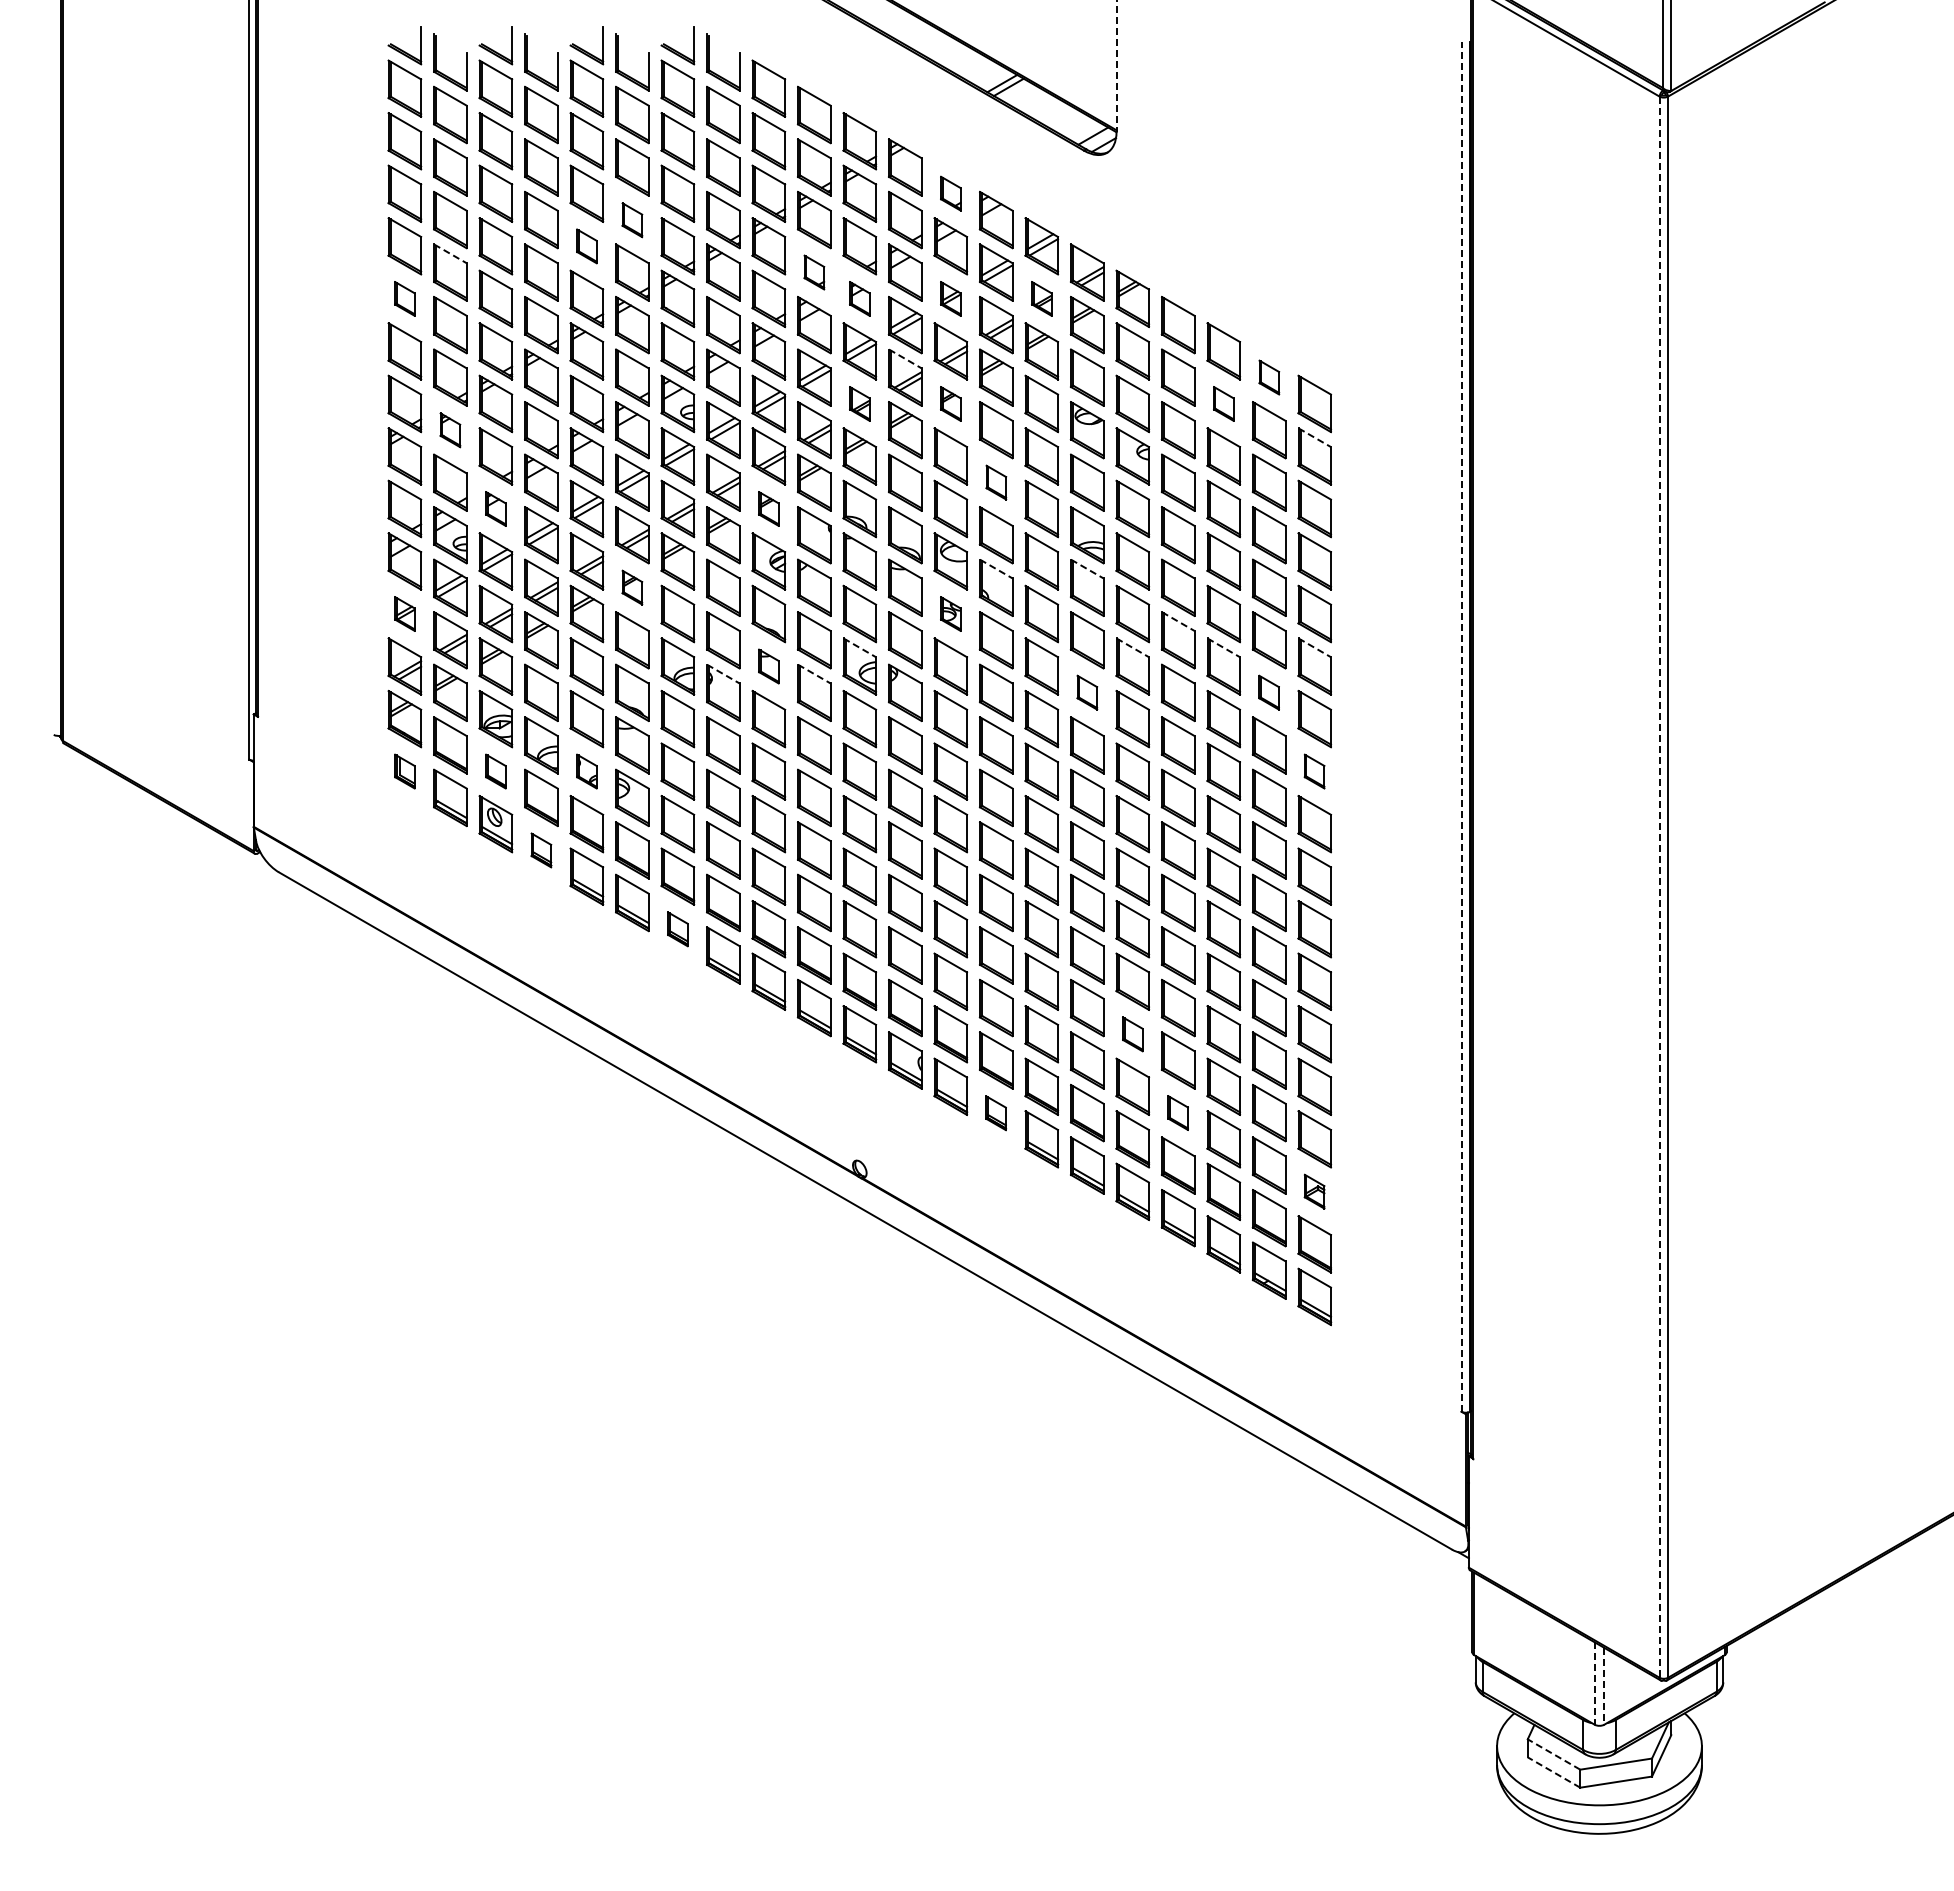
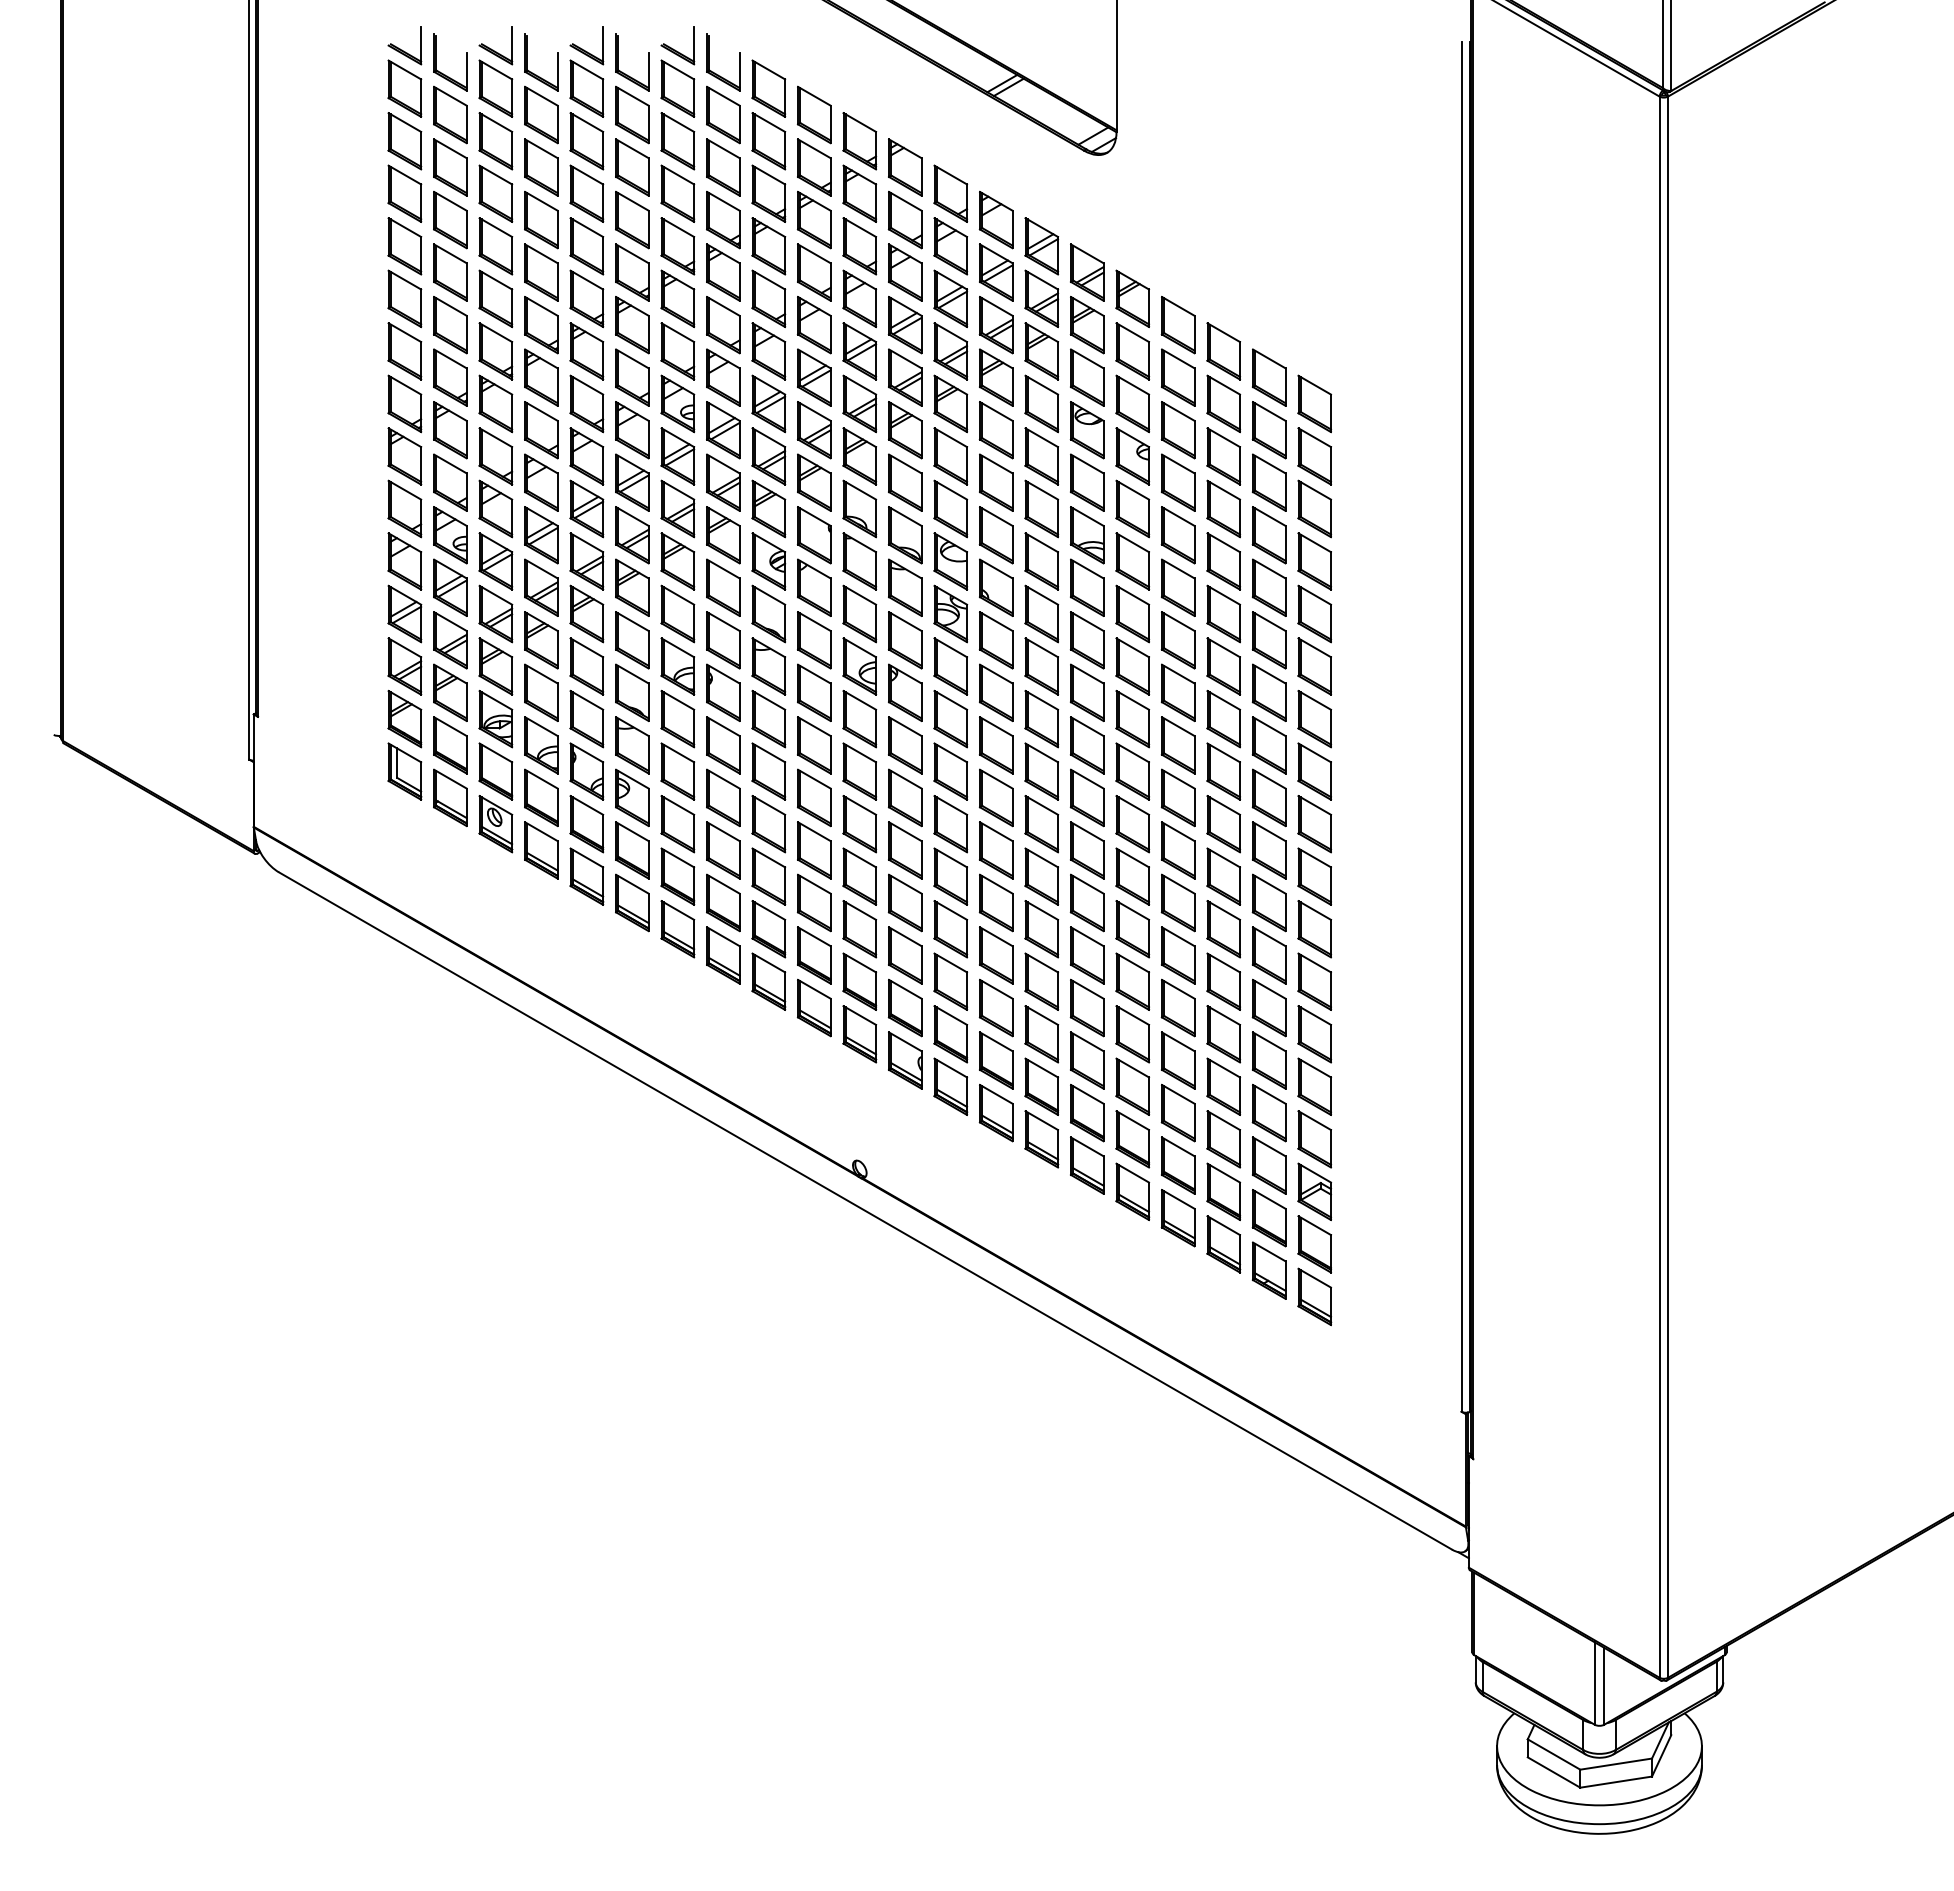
line: dashed -> solid (1116, 66)
part size: 22x37 px -> 36x59 px (950, 193)
part size: 23x37 px -> 35x59 px (632, 220)
part size: 22x37 px -> 36x59 px (586, 246)
line: dashed -> solid (450, 253)
part size: 23x37 px -> 35x59 px (814, 272)
part size: 22x36 px -> 36x60 px (404, 298)
part size: 22x36 px -> 36x60 px (859, 298)
part size: 22x36 px -> 36x60 px (950, 298)
part size: 22x36 px -> 36x60 px (1041, 298)
line: dashed -> solid (905, 358)
part size: 23x37 px -> 35x59 px (1269, 377)
part size: 22x36 px -> 36x60 px (859, 403)
part size: 22x36 px -> 36x60 px (950, 403)
part size: 22x36 px -> 36x60 px (1223, 403)
part size: 23x37 px -> 35x59 px (450, 430)
line: dashed -> solid (1314, 437)
part size: 23x37 px -> 35x59 px (996, 482)
part size: 22x36 px -> 36x60 px (495, 508)
part size: 22x36 px -> 36x60 px (768, 508)
line: dashed -> solid (996, 569)
line: dashed -> solid (1087, 569)
part size: 23x37 px -> 35x59 px (632, 587)
part size: 22x36 px -> 36x60 px (404, 613)
part size: 22x36 px -> 36x60 px (950, 613)
line: dashed -> solid (1178, 621)
line: dashed -> solid (859, 647)
line: dashed -> solid (1132, 647)
line: dashed -> solid (1223, 647)
line: dashed -> solid (1314, 647)
part size: 22x37 px -> 36x59 px (768, 666)
line: dashed -> solid (723, 674)
line: dashed -> solid (814, 674)
part size: 23x37 px -> 35x59 px (1087, 692)
part size: 22x37 px -> 36x59 px (1268, 692)
line: dashed -> solid (1461, 726)
part size: 22x37 px -> 36x59 px (404, 771)
part size: 22x37 px -> 36x59 px (495, 771)
part size: 22x37 px -> 36x59 px (586, 771)
part size: 23x37 px -> 35x59 px (1314, 771)
part size: 23x37 px -> 35x59 px (541, 850)
line: dashed -> solid (1659, 887)
part size: 22x37 px -> 36x59 px (677, 929)
part size: 22x37 px -> 36x59 px (1132, 1034)
part size: 22x36 px -> 36x60 px (1177, 1112)
part size: 23x37 px -> 36x59 px (995, 1113)
part size: 23x37 px -> 35x59 px (1314, 1191)
line: dashed -> solid (1594, 1683)
line: dashed -> solid (1604, 1686)
line: dashed -> solid (1553, 1754)
line: dashed -> solid (1553, 1772)
